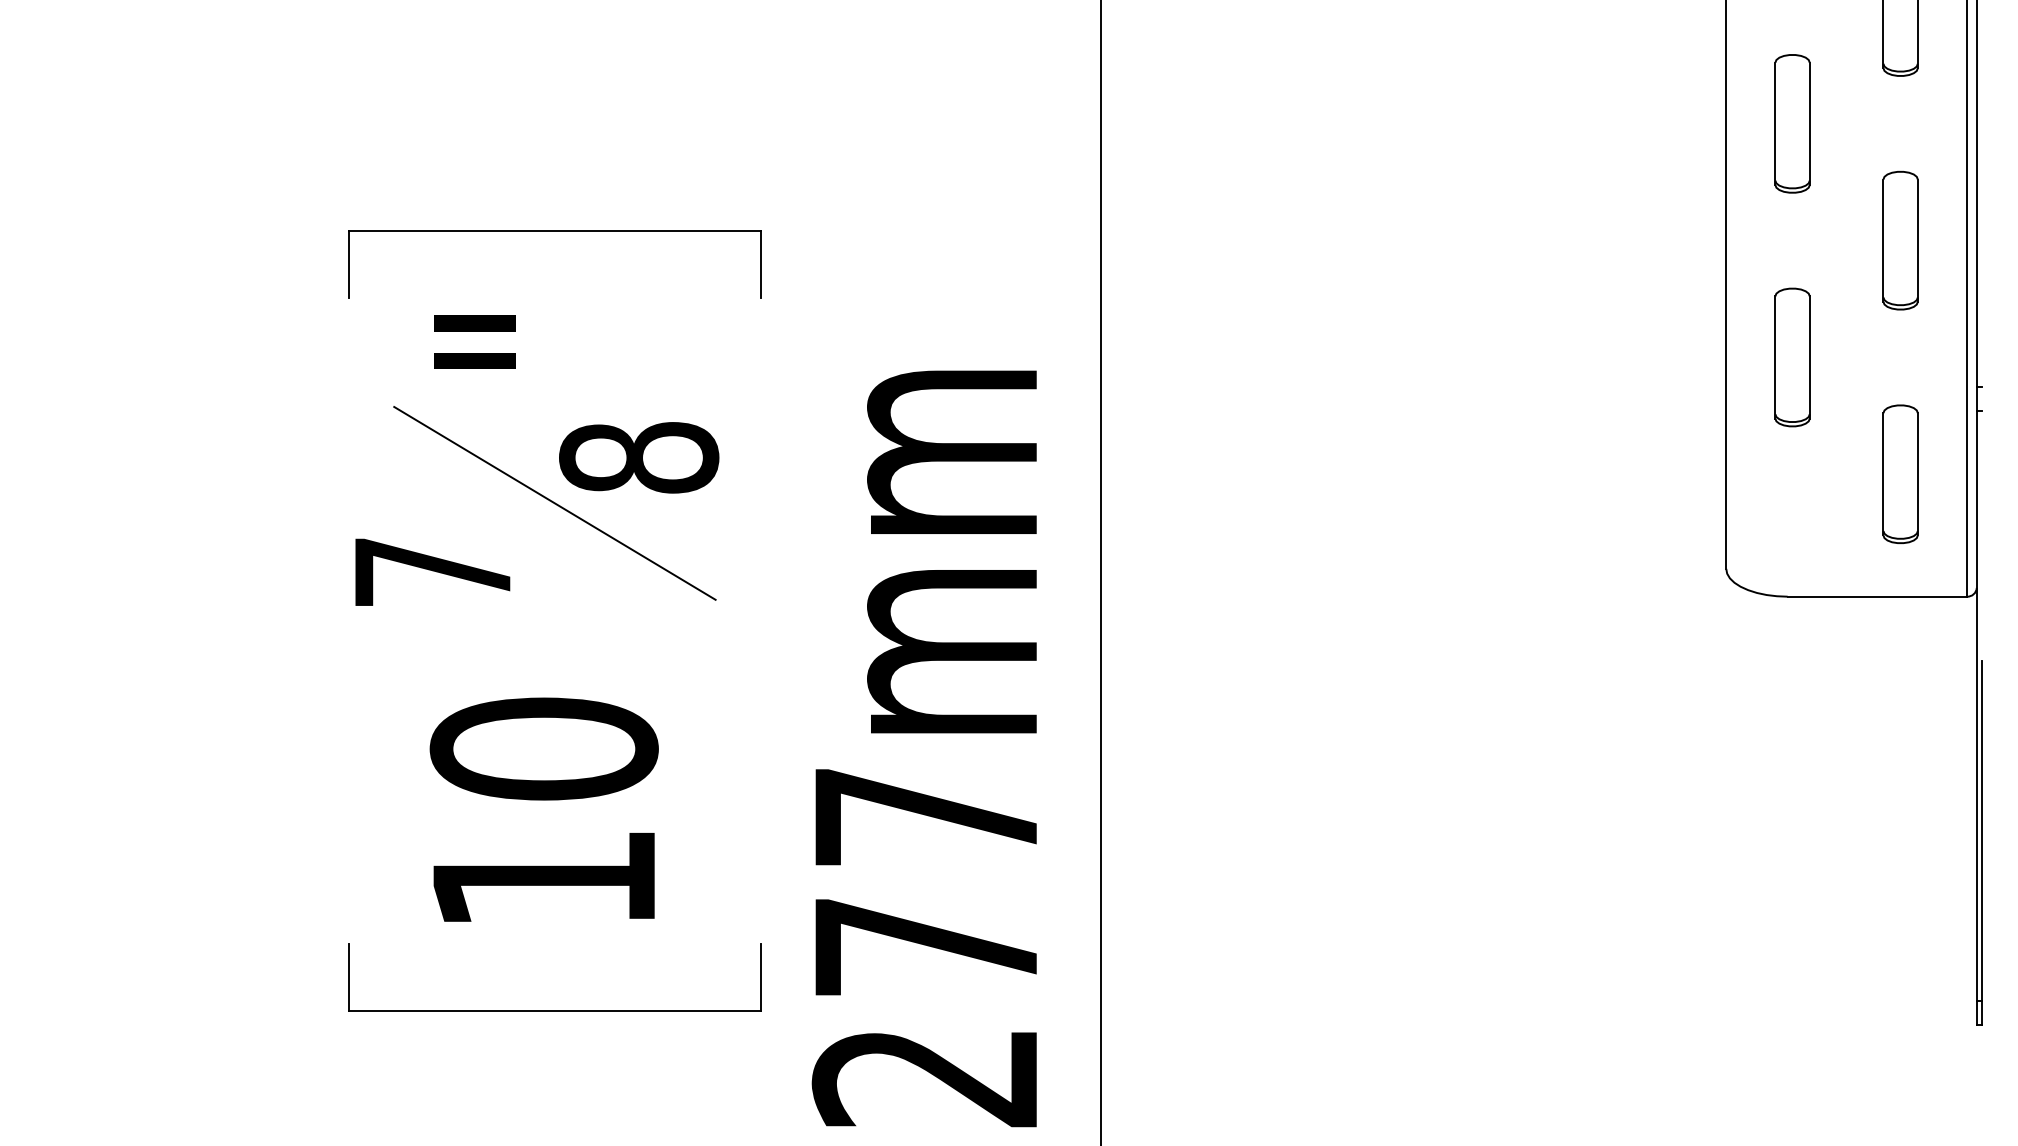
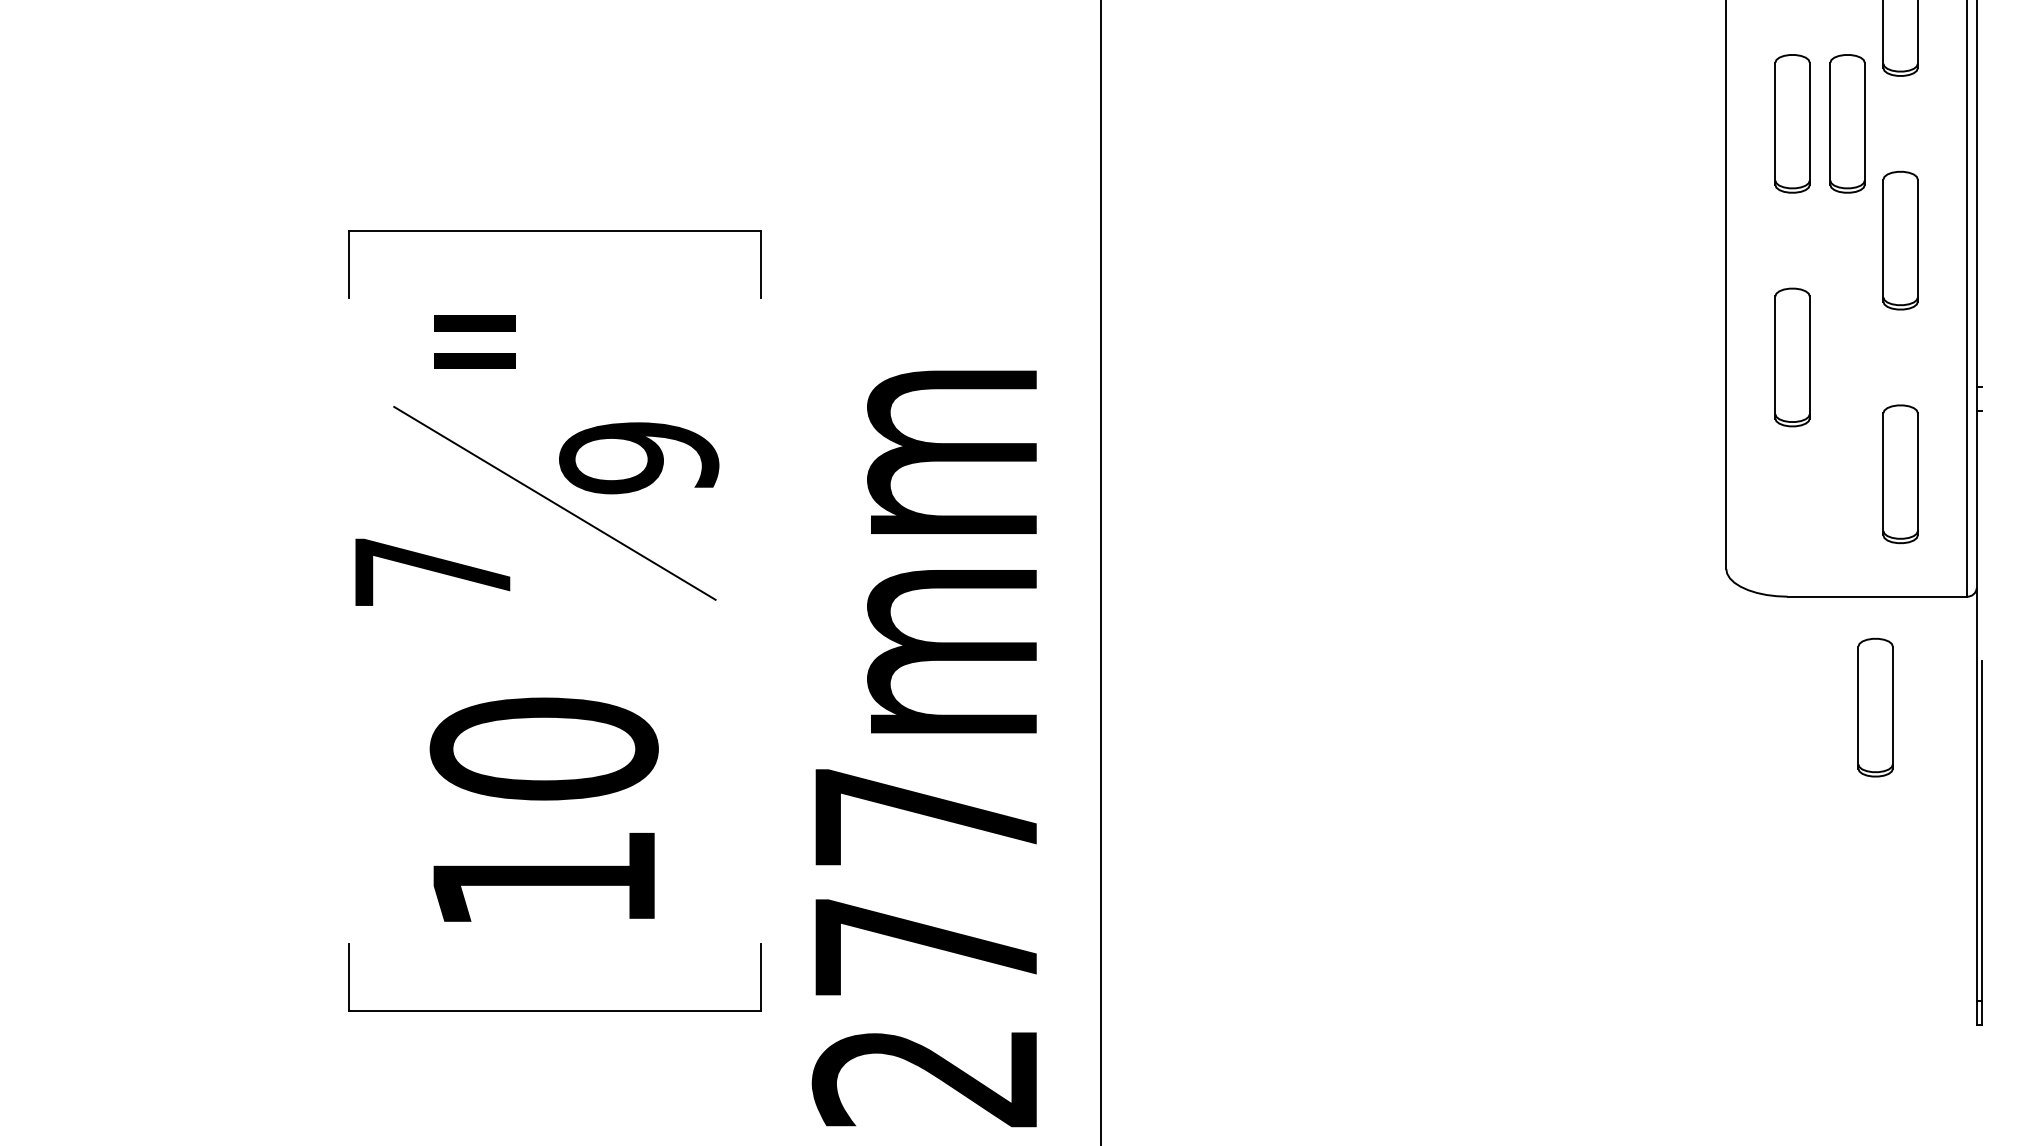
part: none -> present (1847, 123)
text: 8 -> 9 (639, 458)
part: none -> present (1875, 707)
